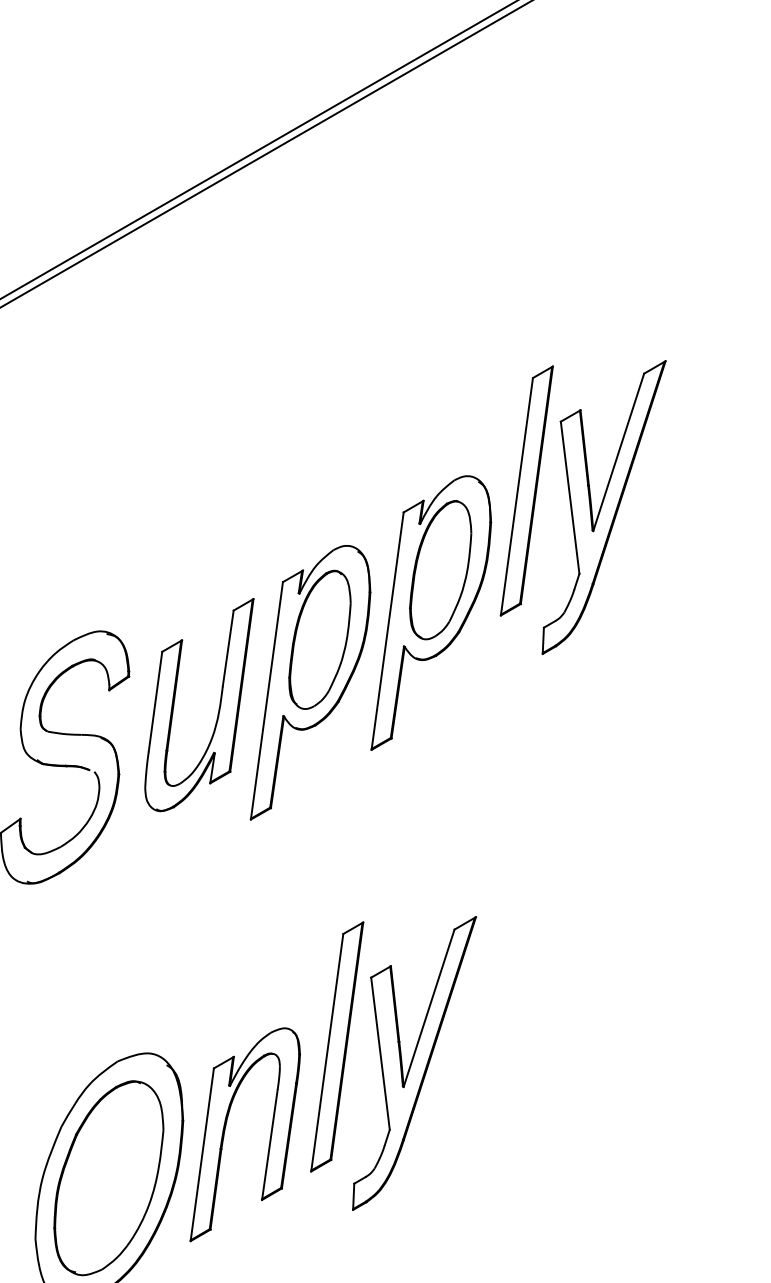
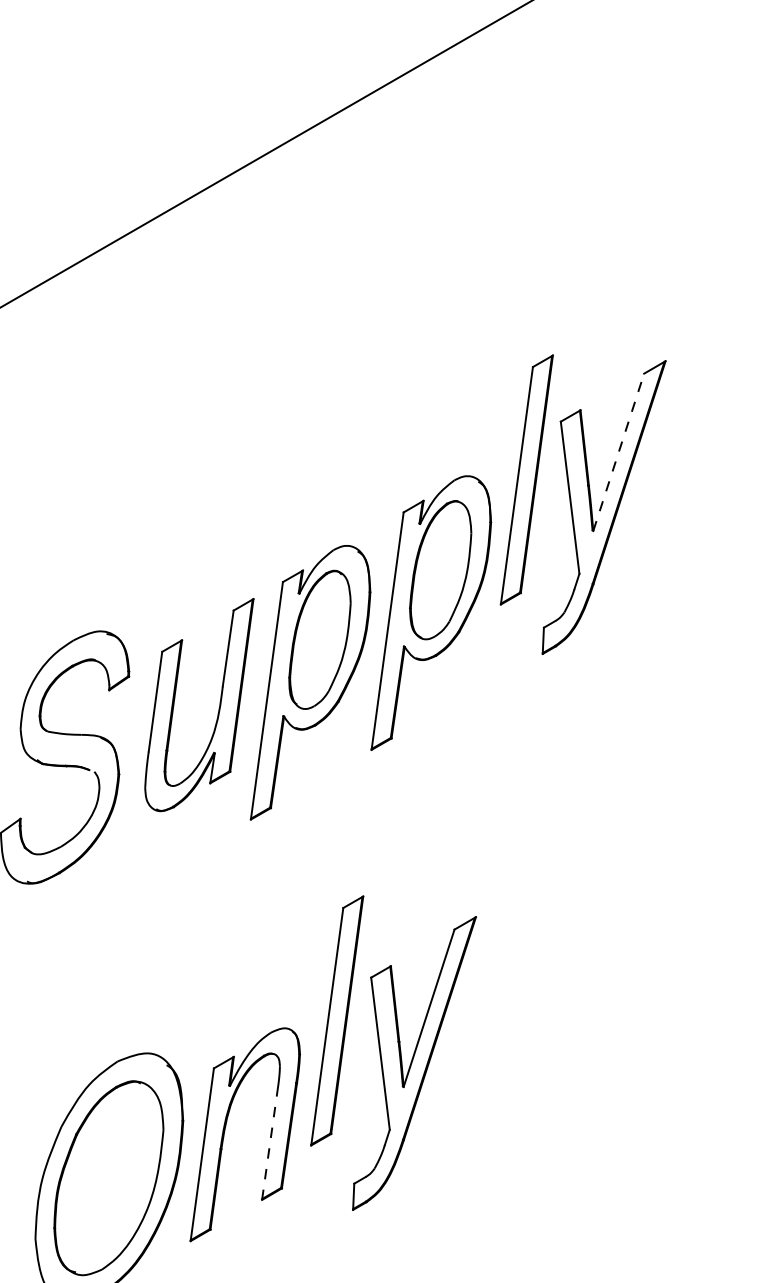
line: present -> none (258, 149)
line: solid -> dashed (618, 452)
part position: (526, 490) -> (526, 479) (526, 479)
part position: (337, 1046) -> (337, 1020) (337, 1020)
line: solid -> dashed (269, 1145)
